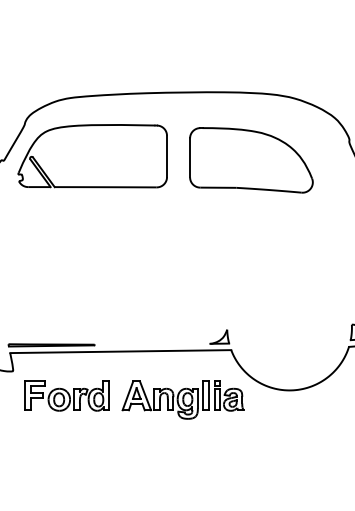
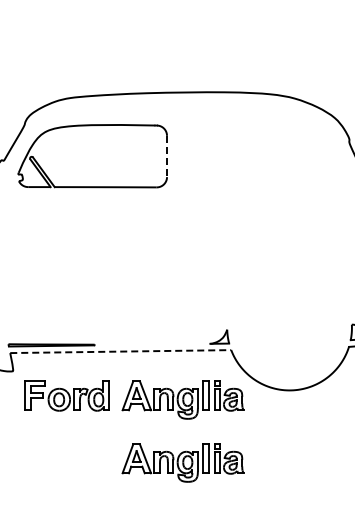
line: solid -> dashed (167, 156)
part: present -> none (251, 160)
line: solid -> dashed (120, 351)
part: none -> present (182, 462)
